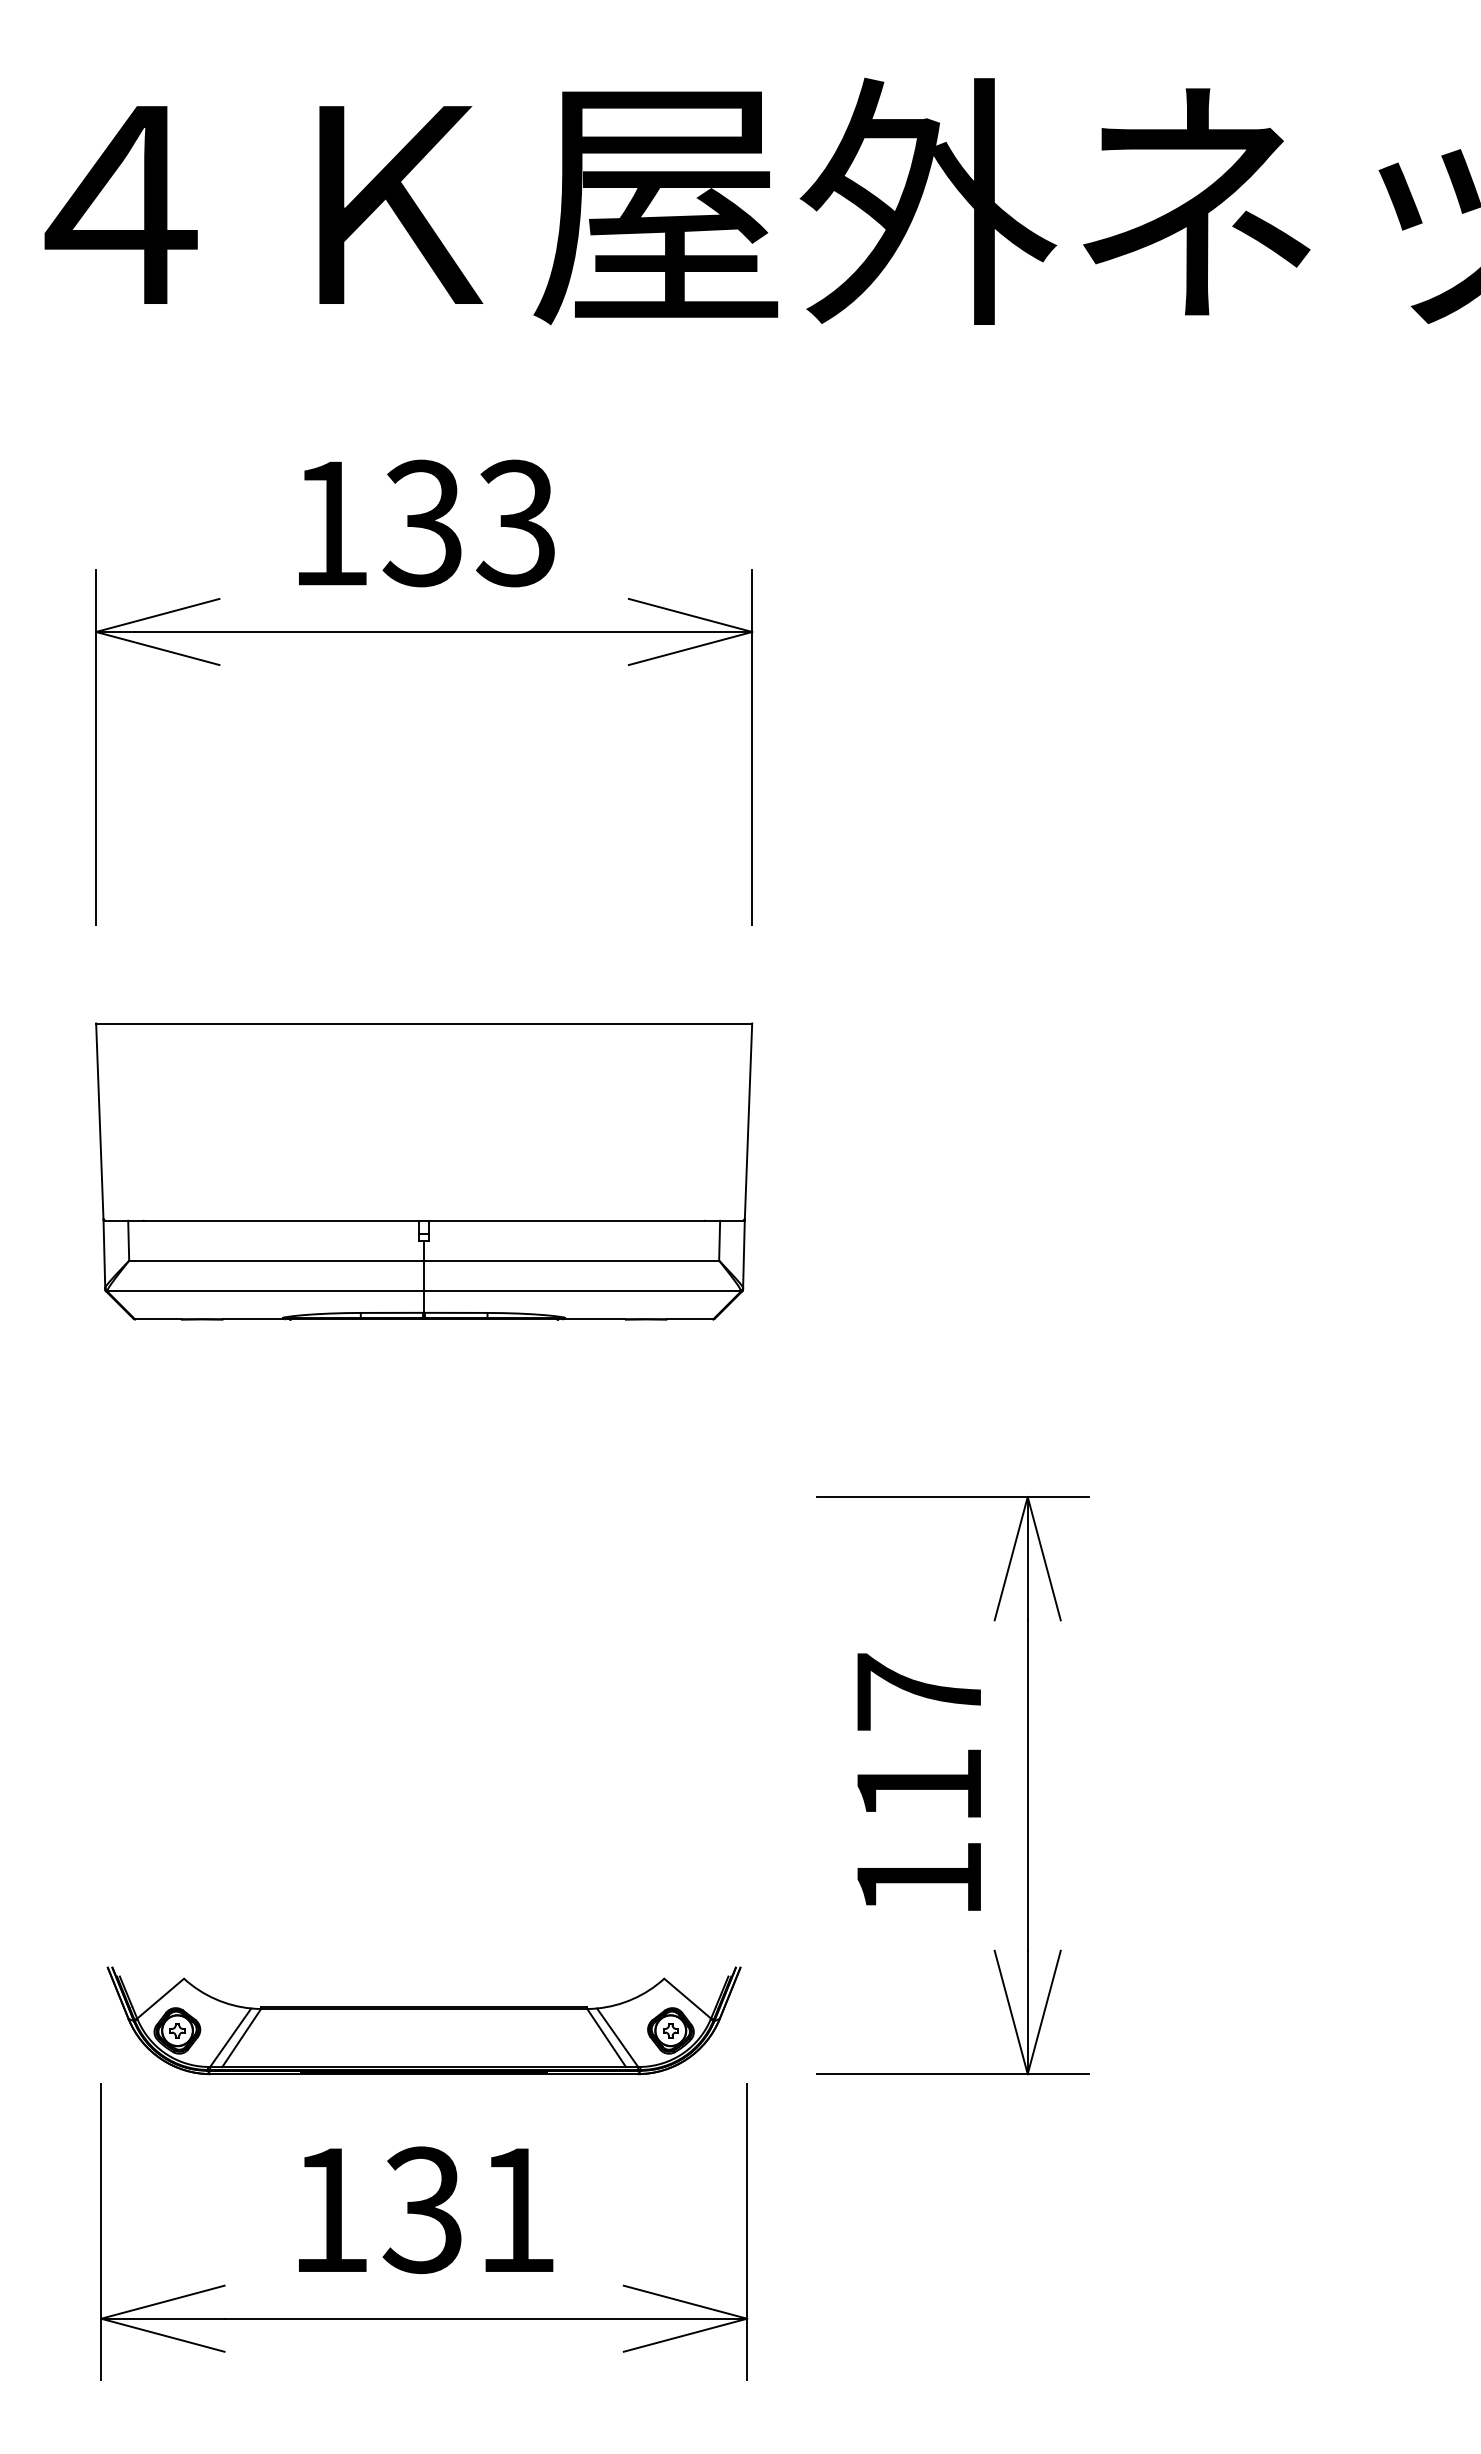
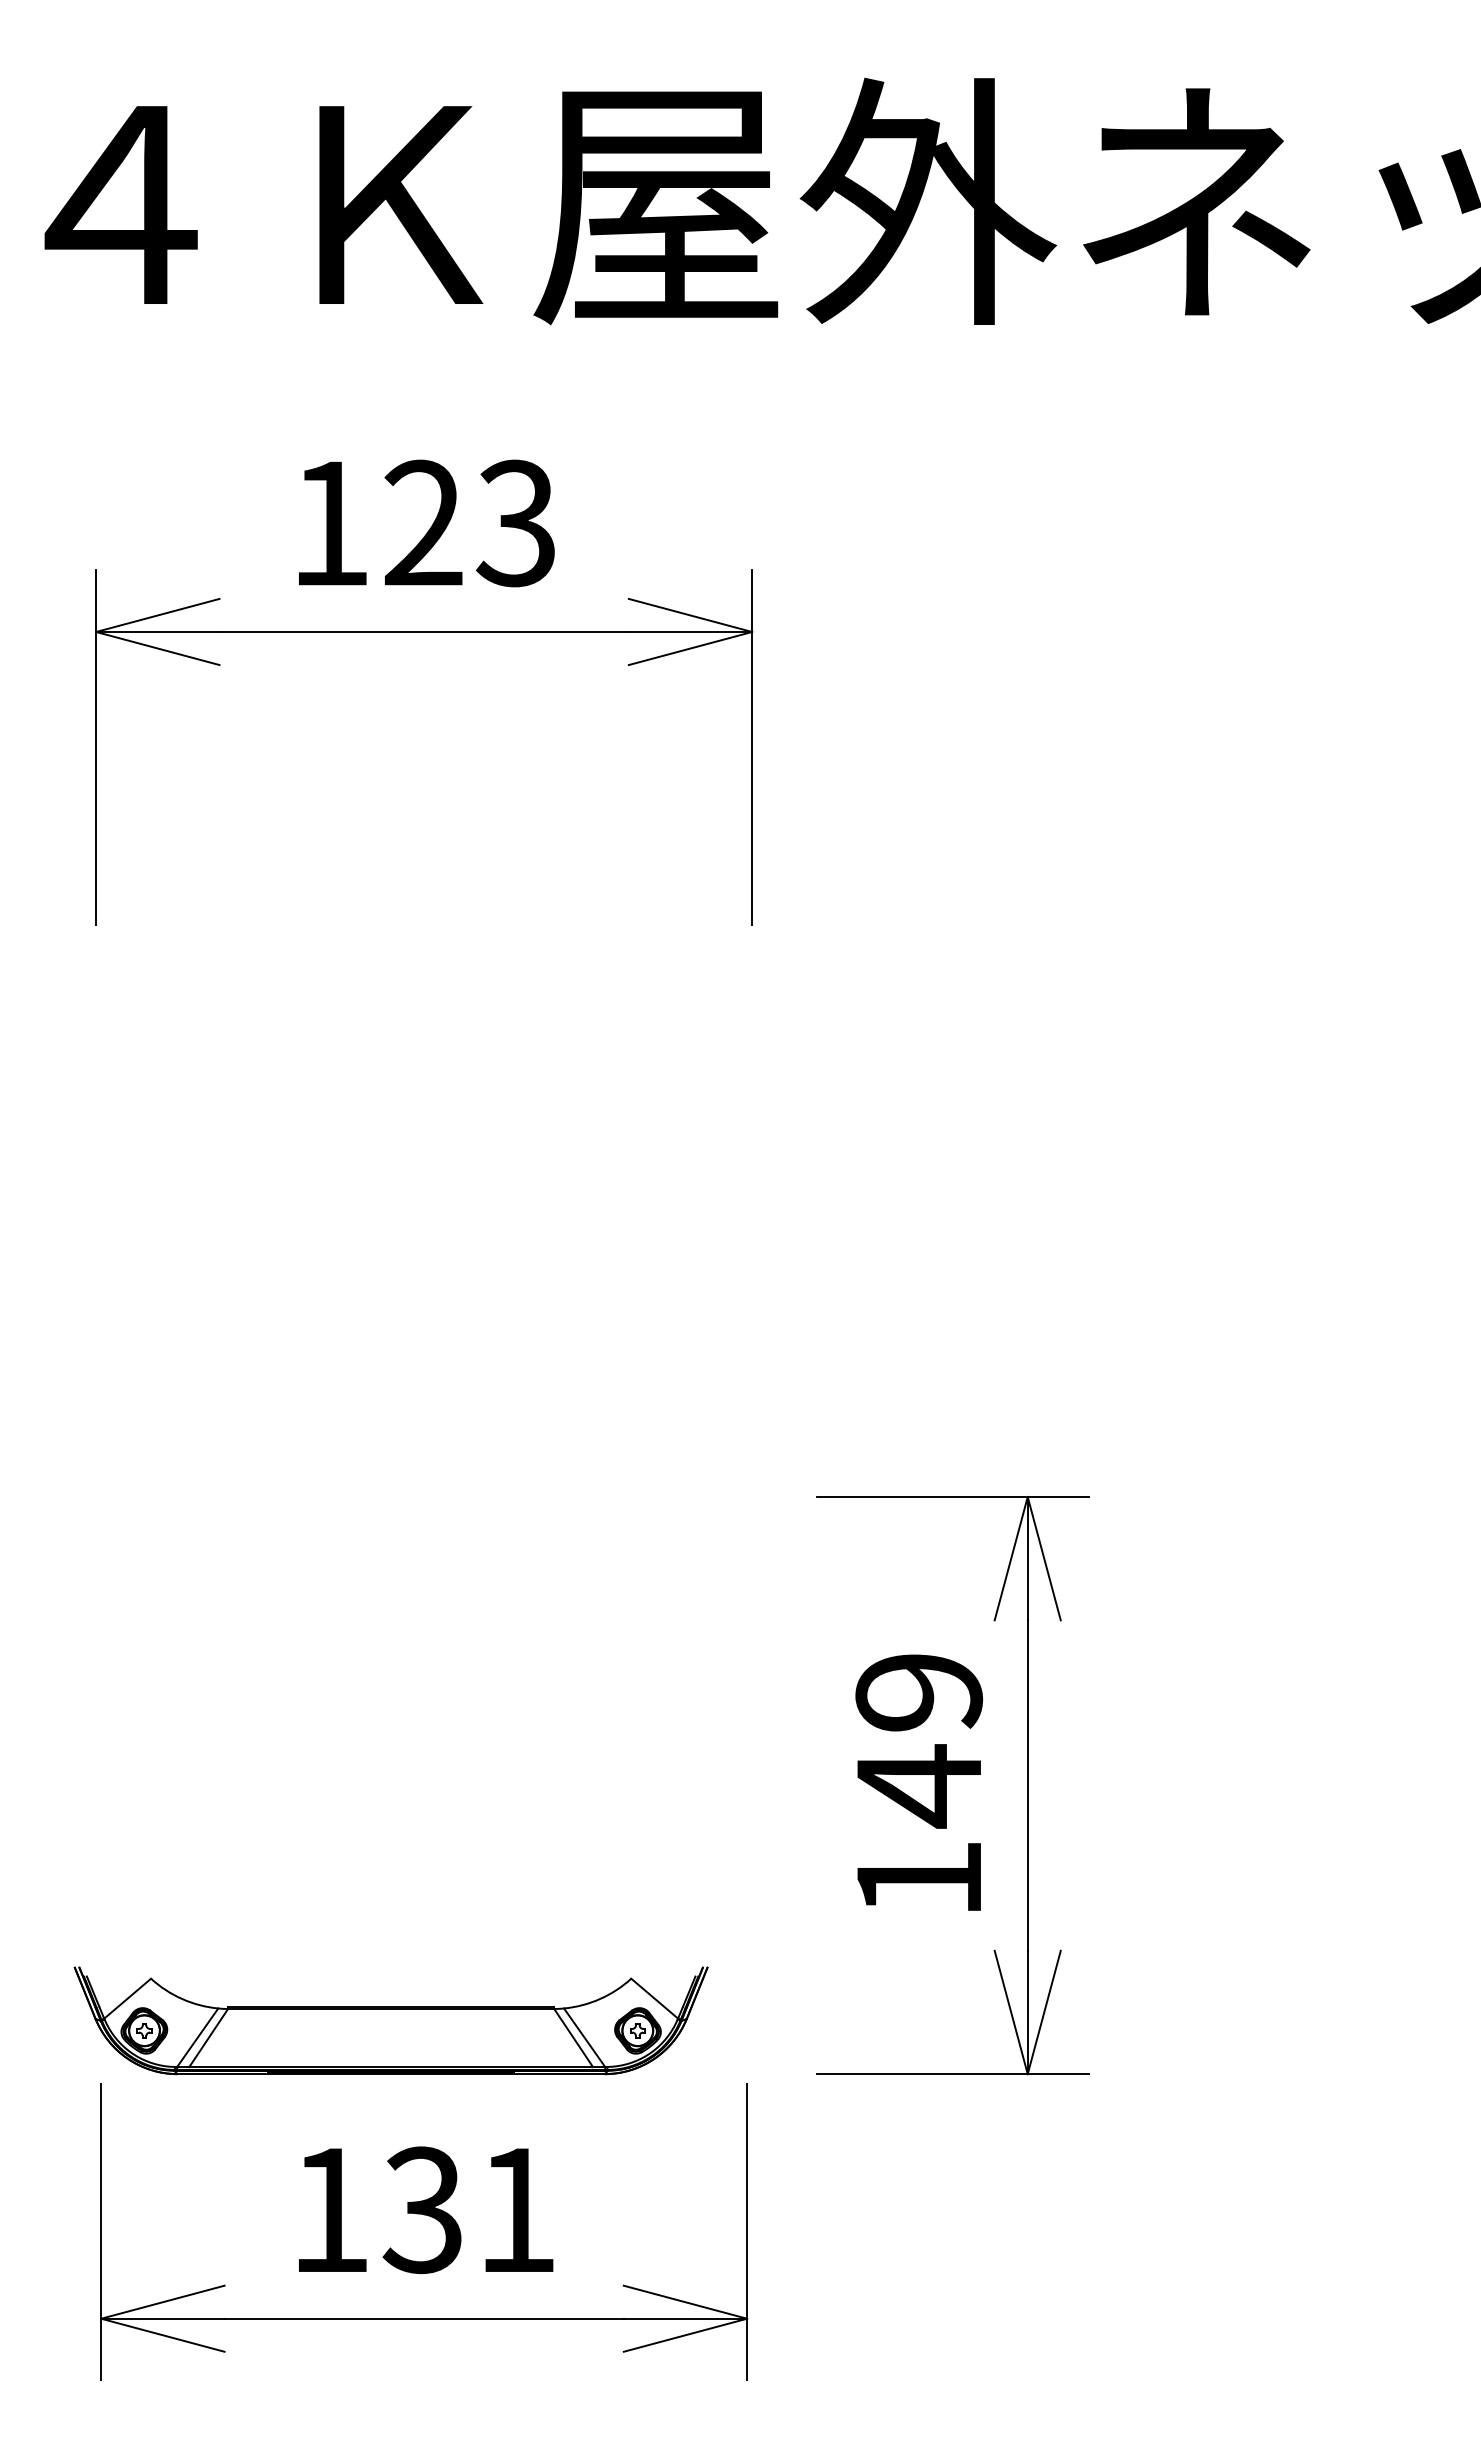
text: 133 -> 123 (422, 523)
part: present -> none (424, 1171)
text: 117 -> 149 (919, 1740)
part position: (423, 2020) -> (390, 2020) (390, 2020)
